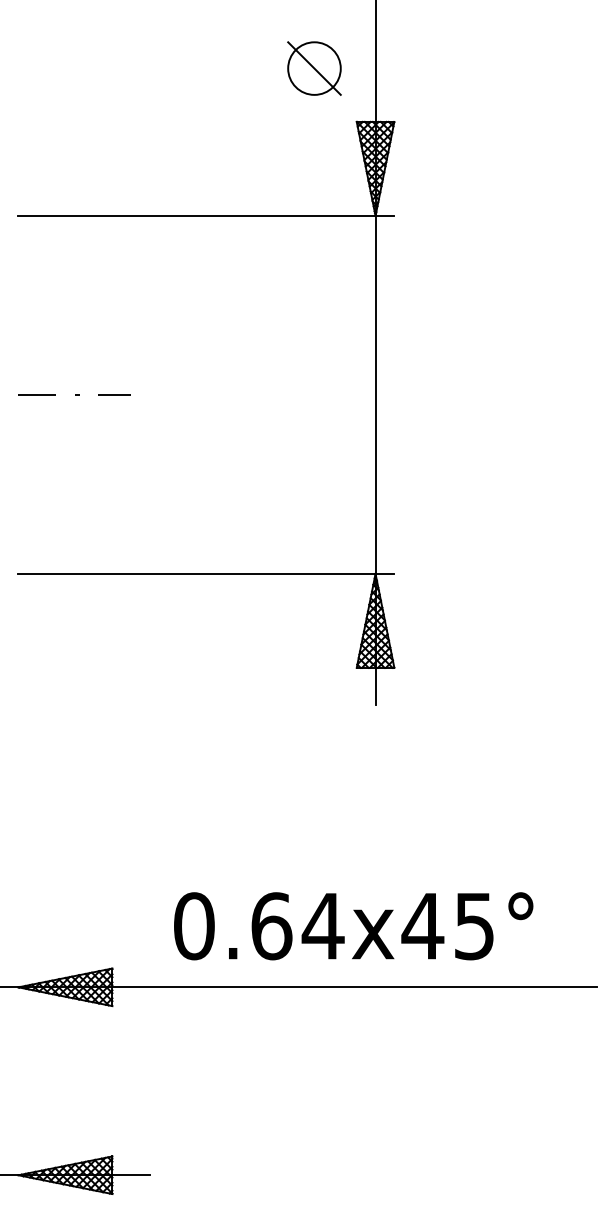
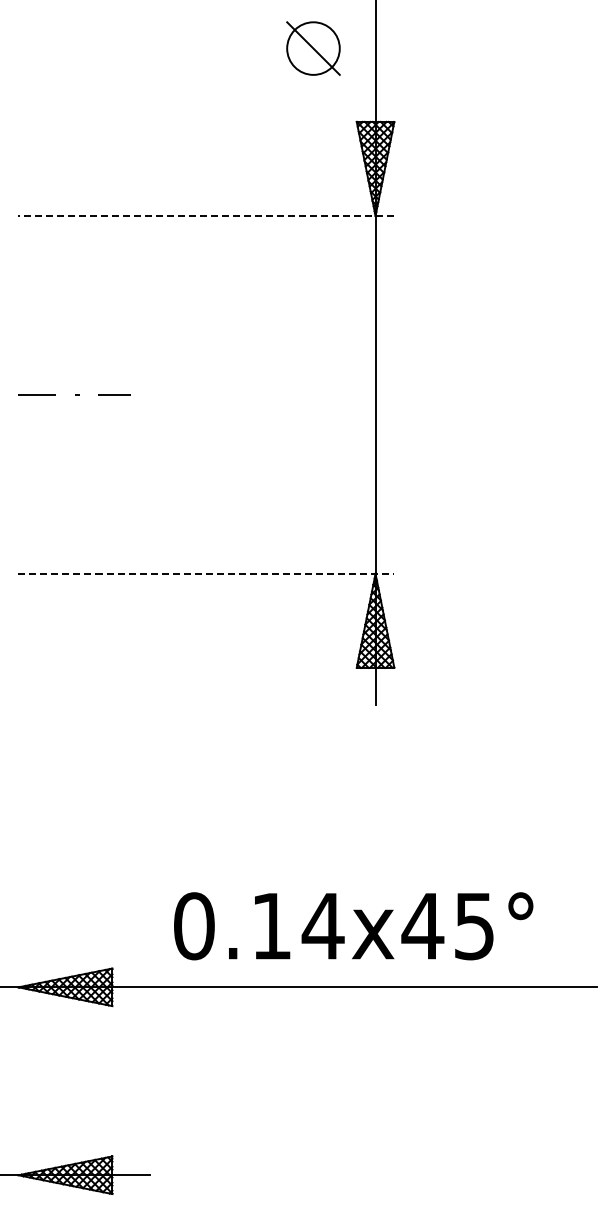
part position: (314, 68) -> (313, 48) (313, 48)
line: solid -> dashed (206, 215)
line: solid -> dashed (206, 573)
text: 0.64x45° -> 0.14x45° (271, 926)
